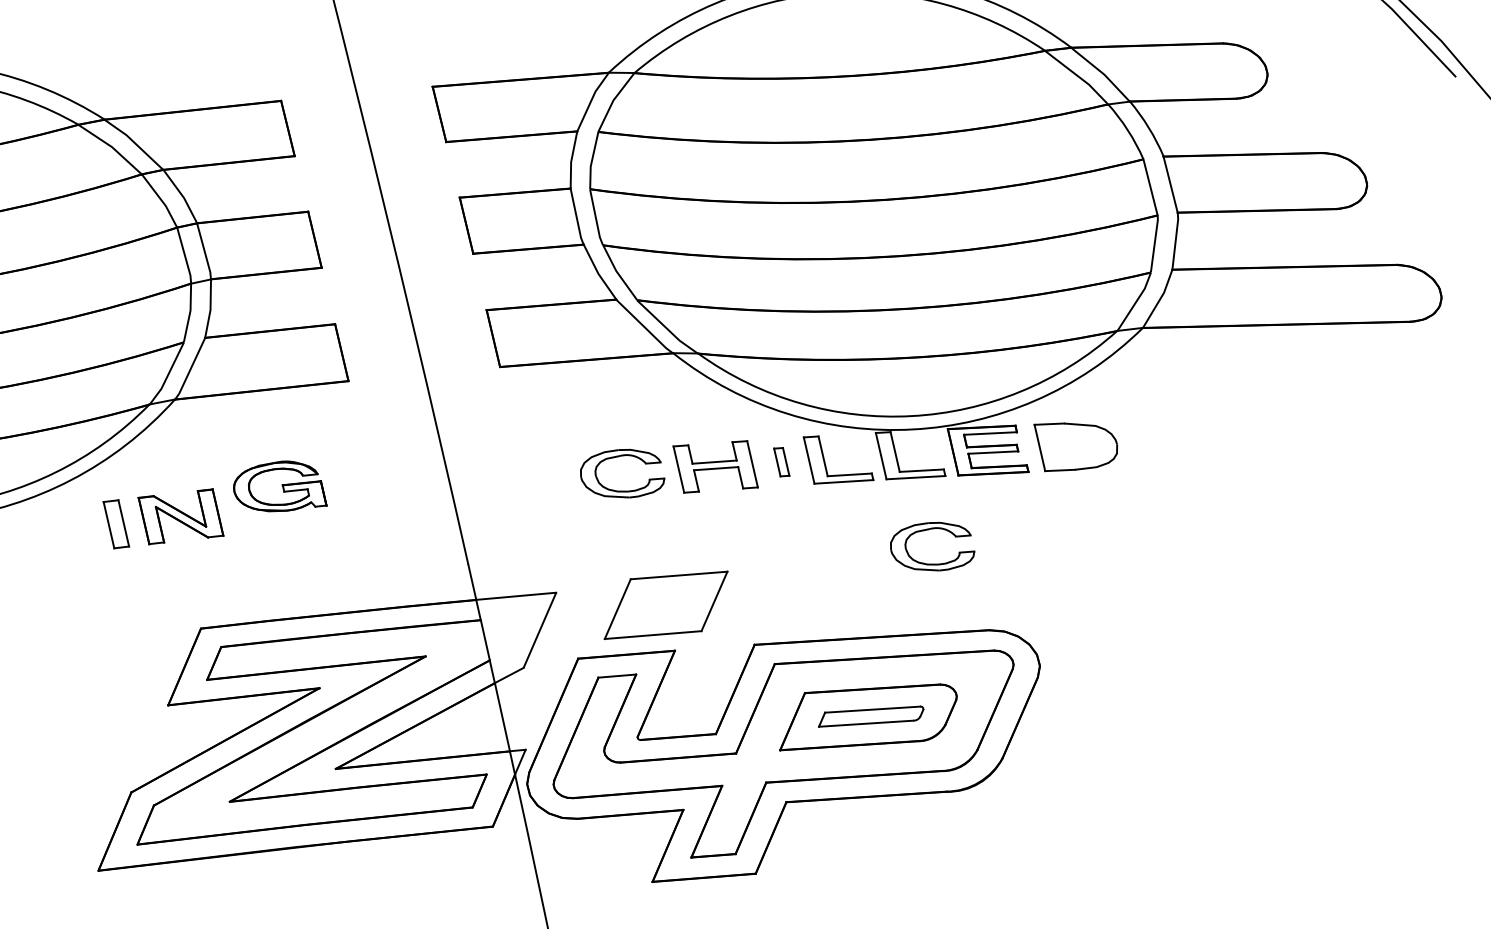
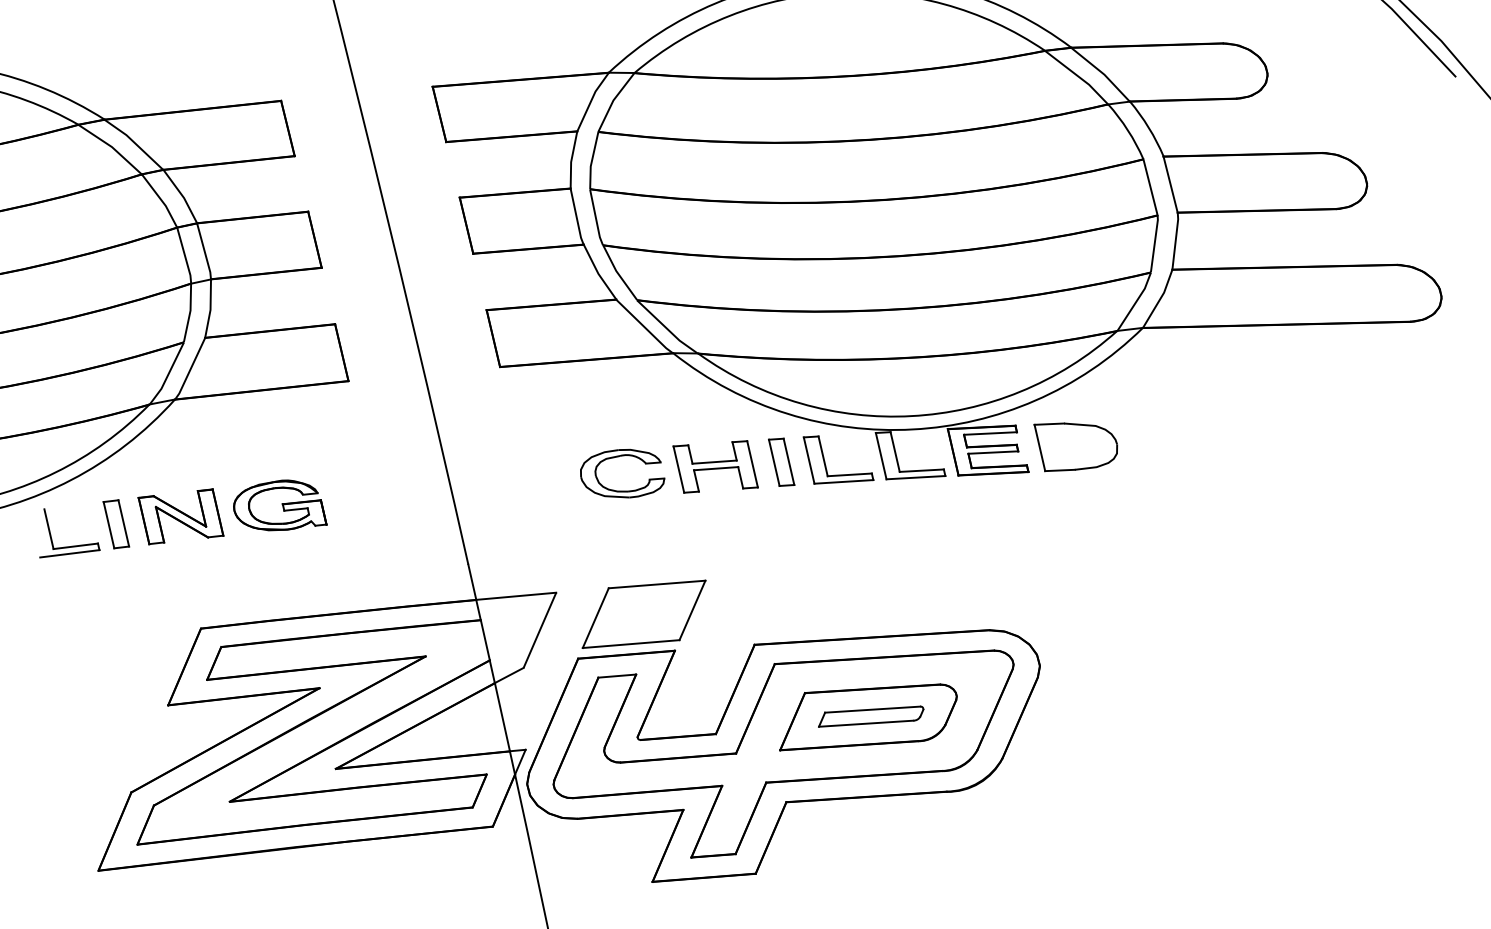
part size: 18x31 px -> 28x50 px (781, 461)
part position: (280, 486) -> (280, 505) (280, 505)
part: present -> none (928, 530)
part: none -> present (71, 545)
part position: (665, 604) -> (643, 613) (643, 613)
